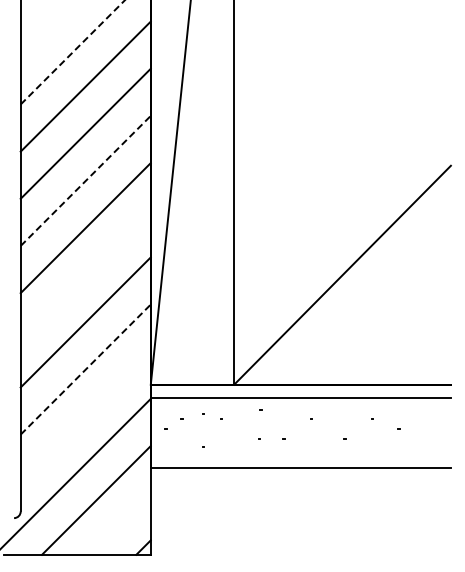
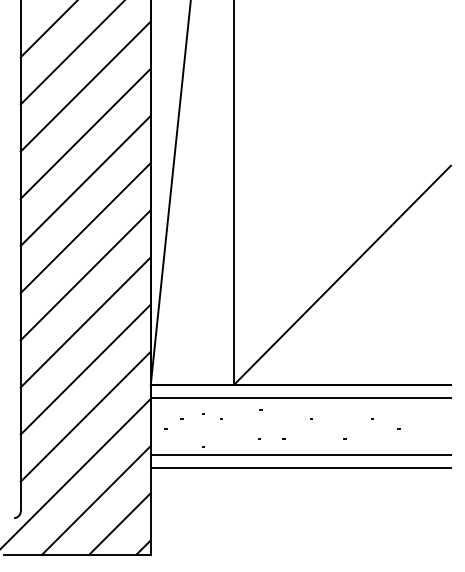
line: none -> present (47, 29)
line: dashed -> solid (73, 52)
line: dashed -> solid (85, 180)
line: none -> present (85, 275)
line: dashed -> solid (85, 369)
line: none -> present (85, 416)
line: none -> present (300, 454)
line: none -> present (119, 523)
